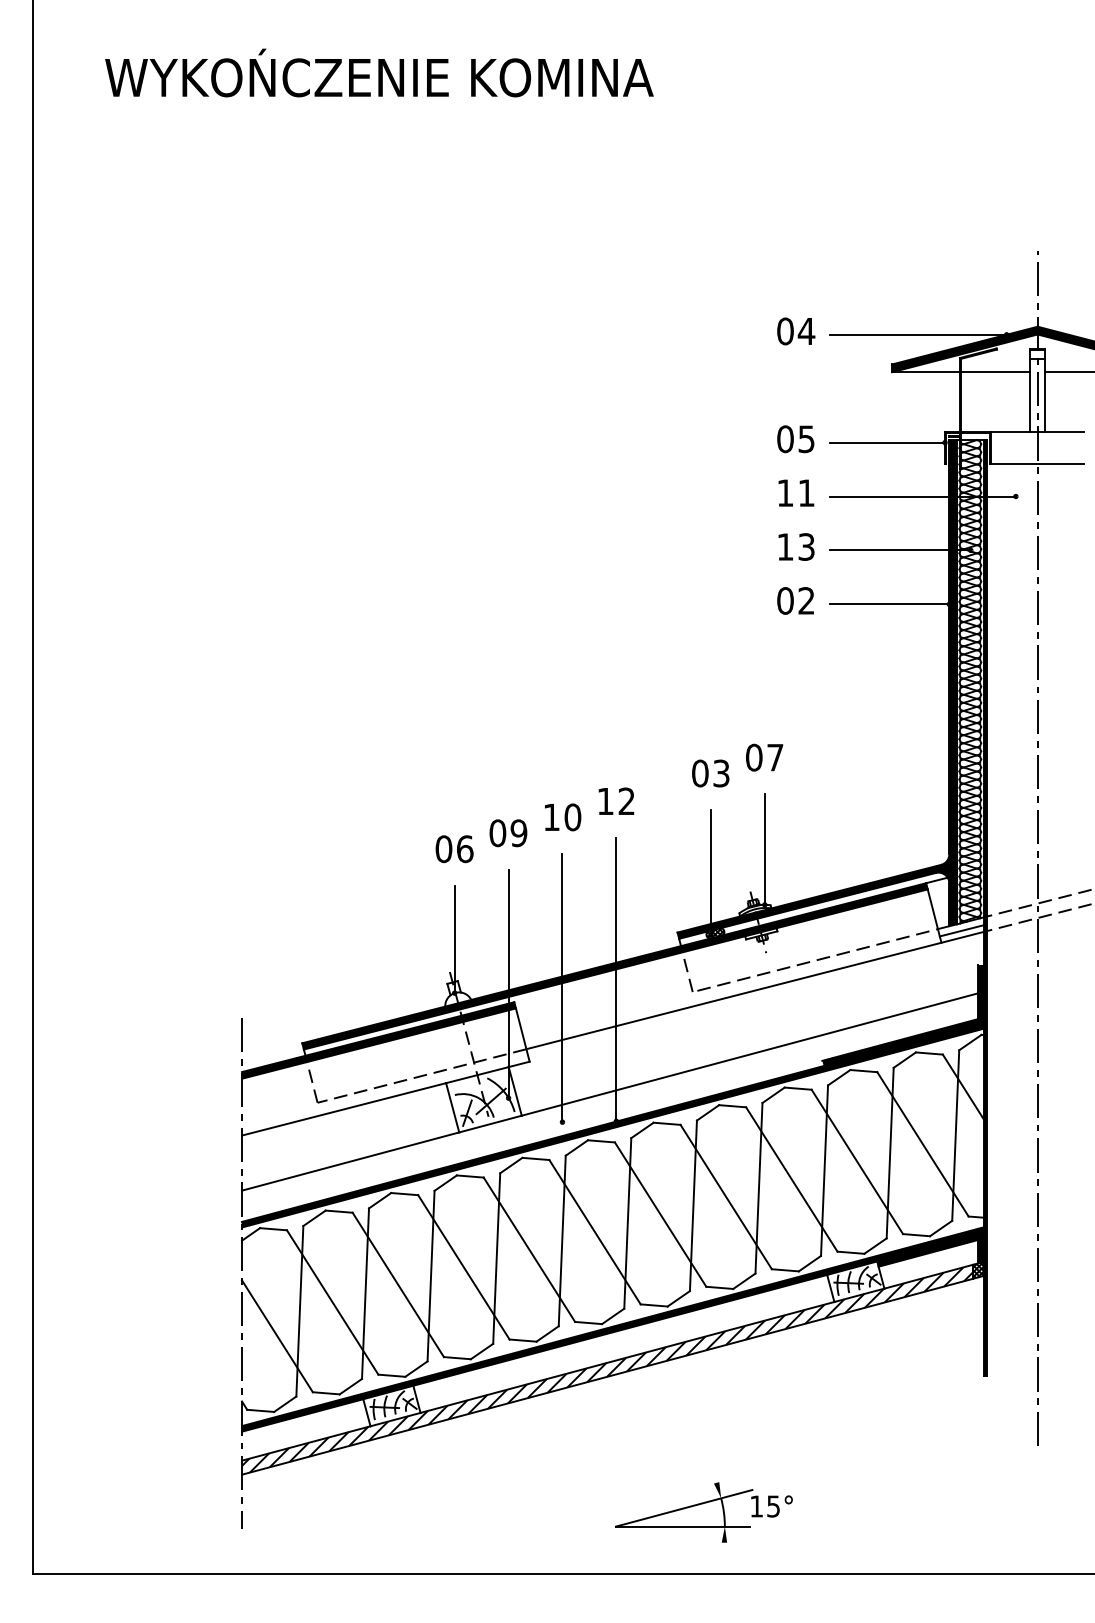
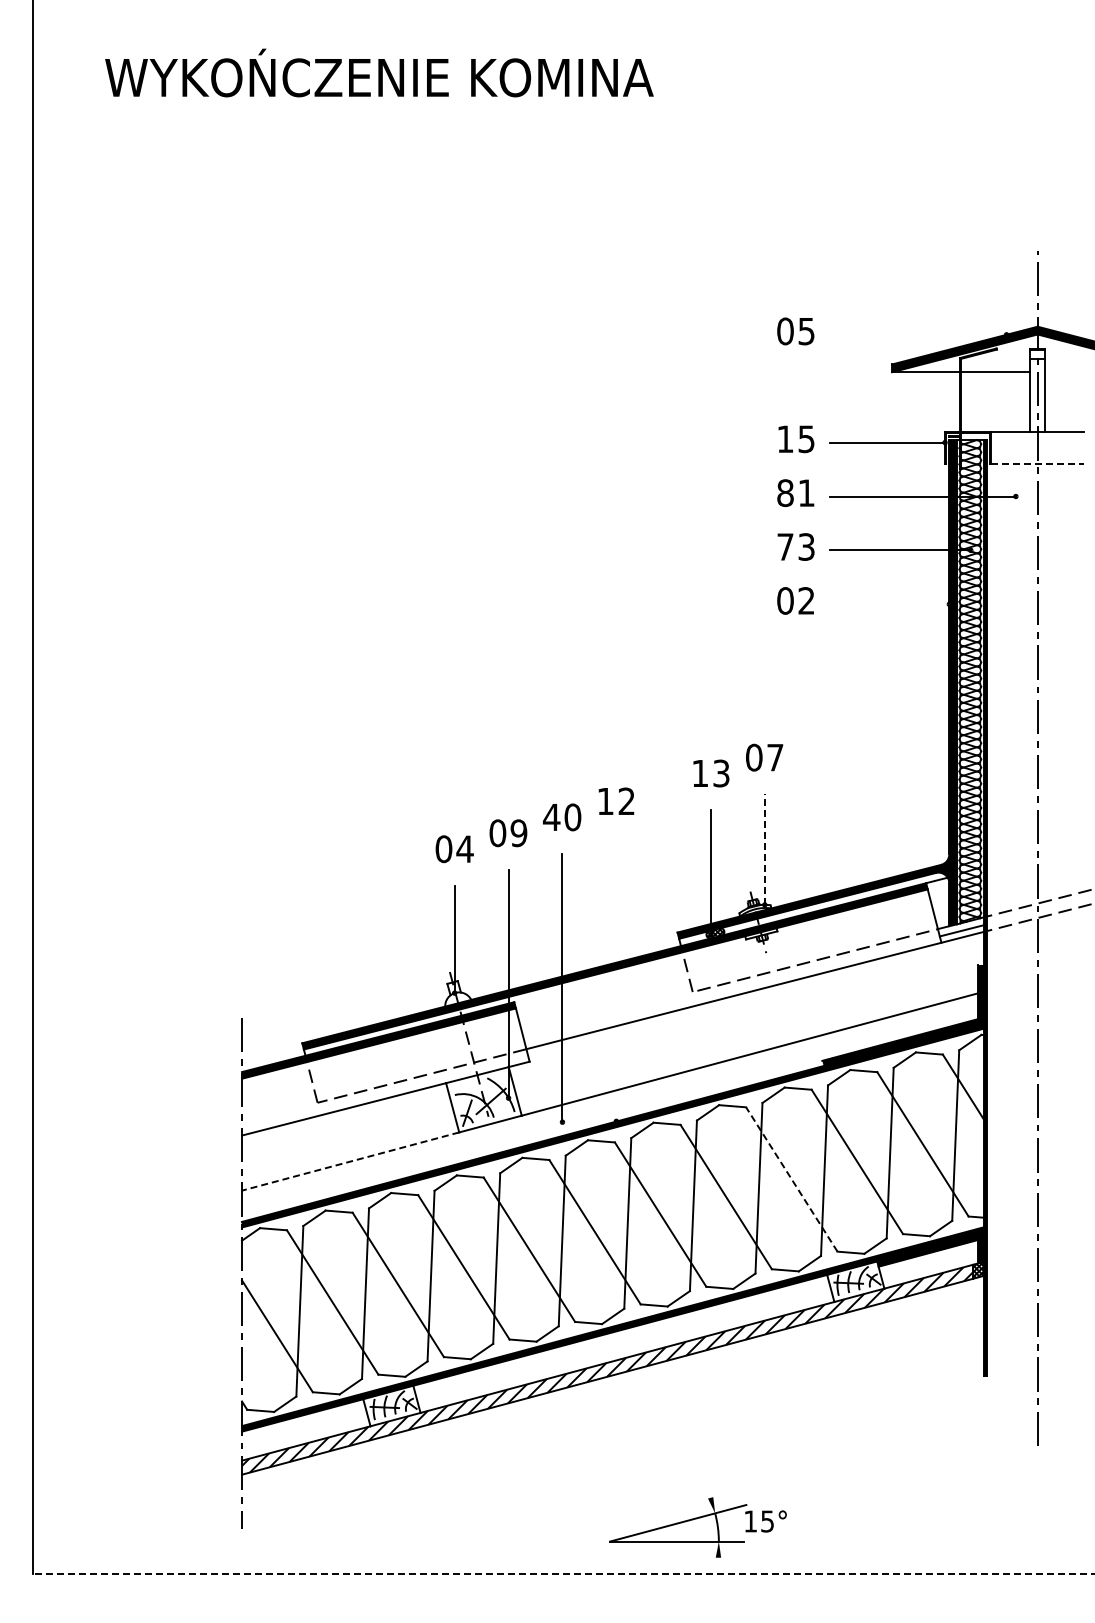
text: 04 -> 05 (806, 331)
line: present -> none (917, 334)
line: present -> none (1068, 372)
text: 05 -> 15 (785, 439)
line: solid -> dashed (1038, 463)
text: 11 -> 81 (785, 493)
text: 13 -> 73 (785, 546)
line: present -> none (889, 604)
text: 03 -> 13 (700, 773)
text: 10 -> 40 (551, 817)
text: 06 -> 04 (464, 849)
line: solid -> dashed (764, 849)
line: present -> none (616, 979)
line: solid -> dashed (350, 1161)
line: solid -> dashed (791, 1179)
part position: (703, 1512) -> (697, 1527) (697, 1527)
line: solid -> dashed (563, 1574)
